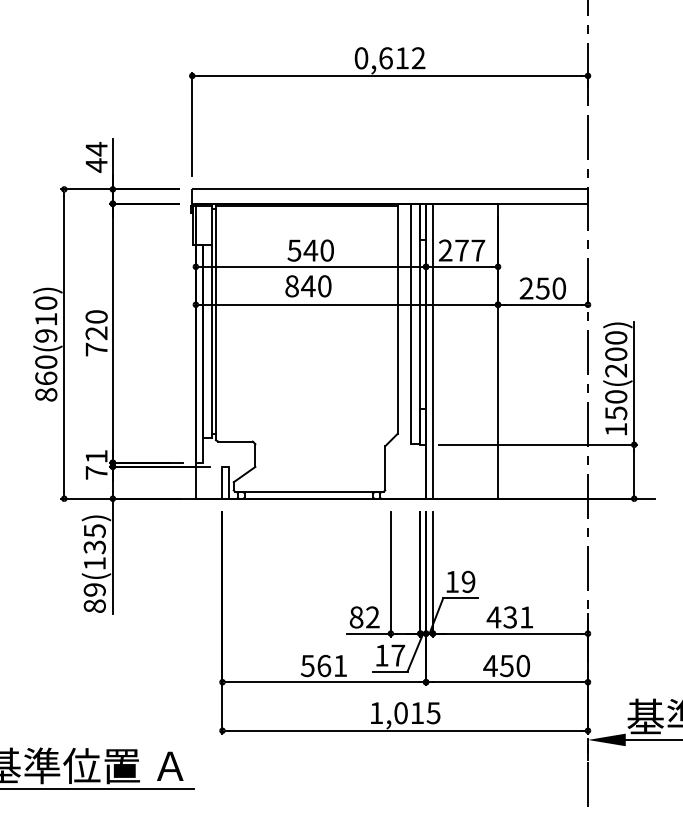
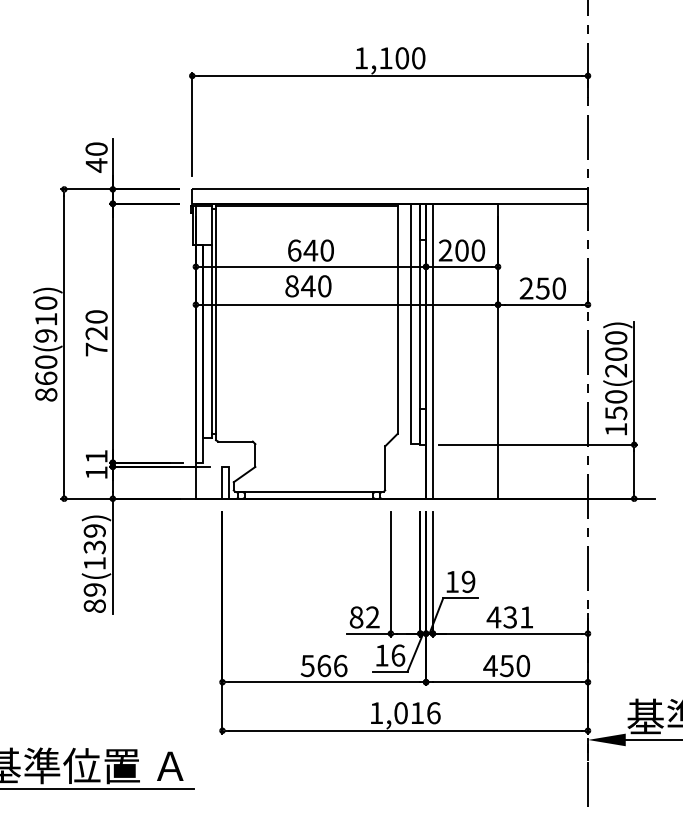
text: 0,612 -> 1,100 (389, 58)
text: 44 -> 40 (96, 148)
text: 540 -> 640 (294, 250)
text: 277 -> 200 (470, 250)
text: 71 -> 11 (96, 472)
text: 89(135) -> 89(139) (94, 530)
text: 17 -> 16 (398, 655)
text: 561 -> 566 (340, 665)
text: 1,015 -> 1,016 (433, 713)
